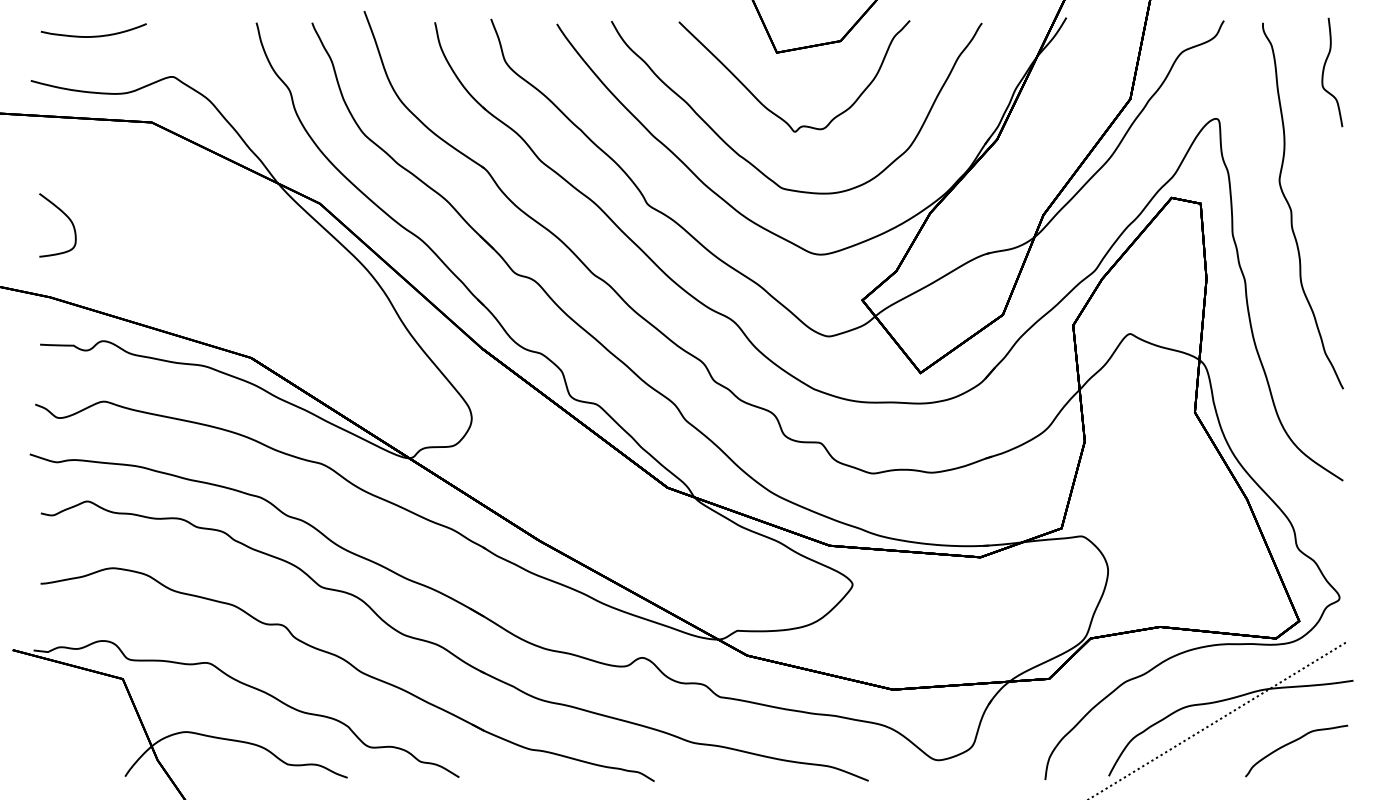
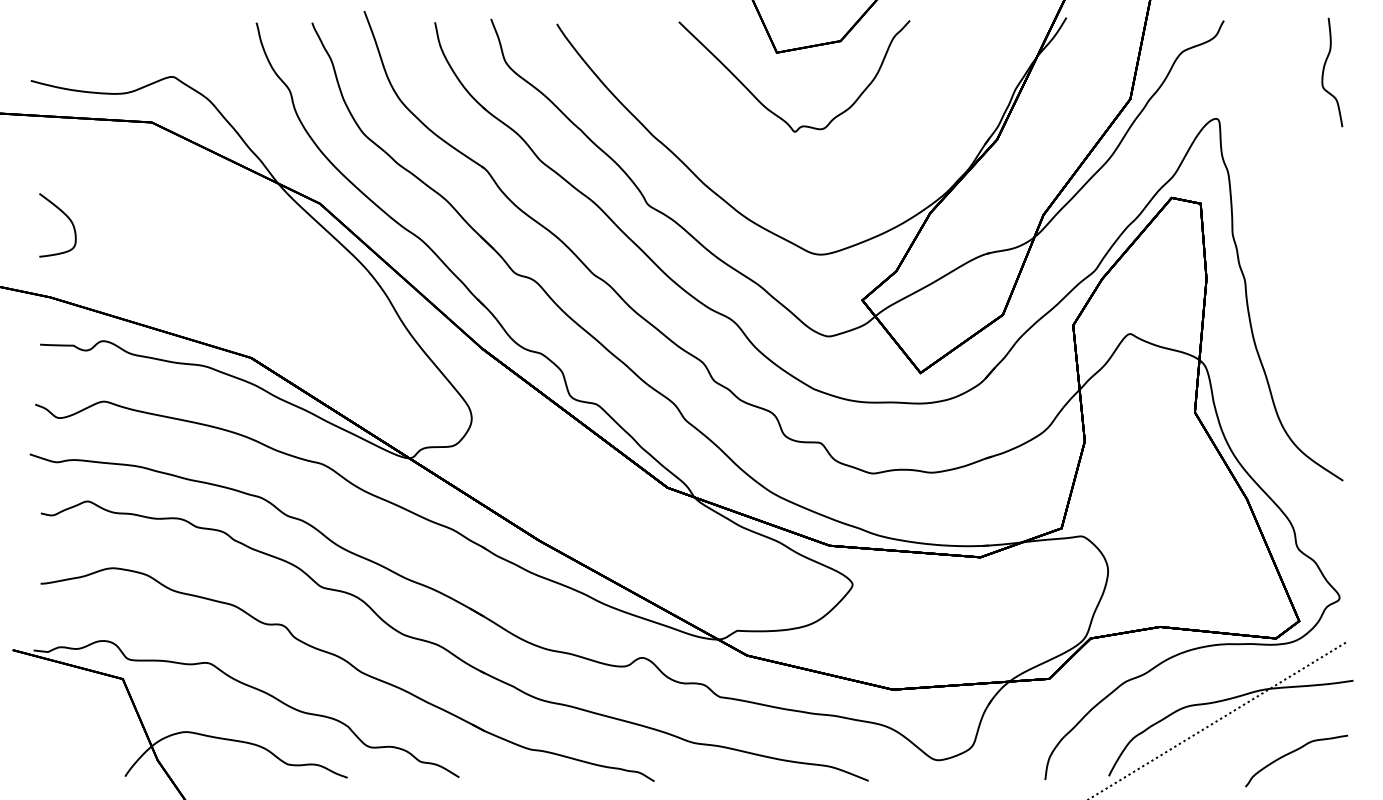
curve: present -> none (93, 35)
curve: present -> none (752, 163)
curve: present -> none (1291, 208)
curve position: (1293, 742) -> (1293, 752) (1293, 752)
